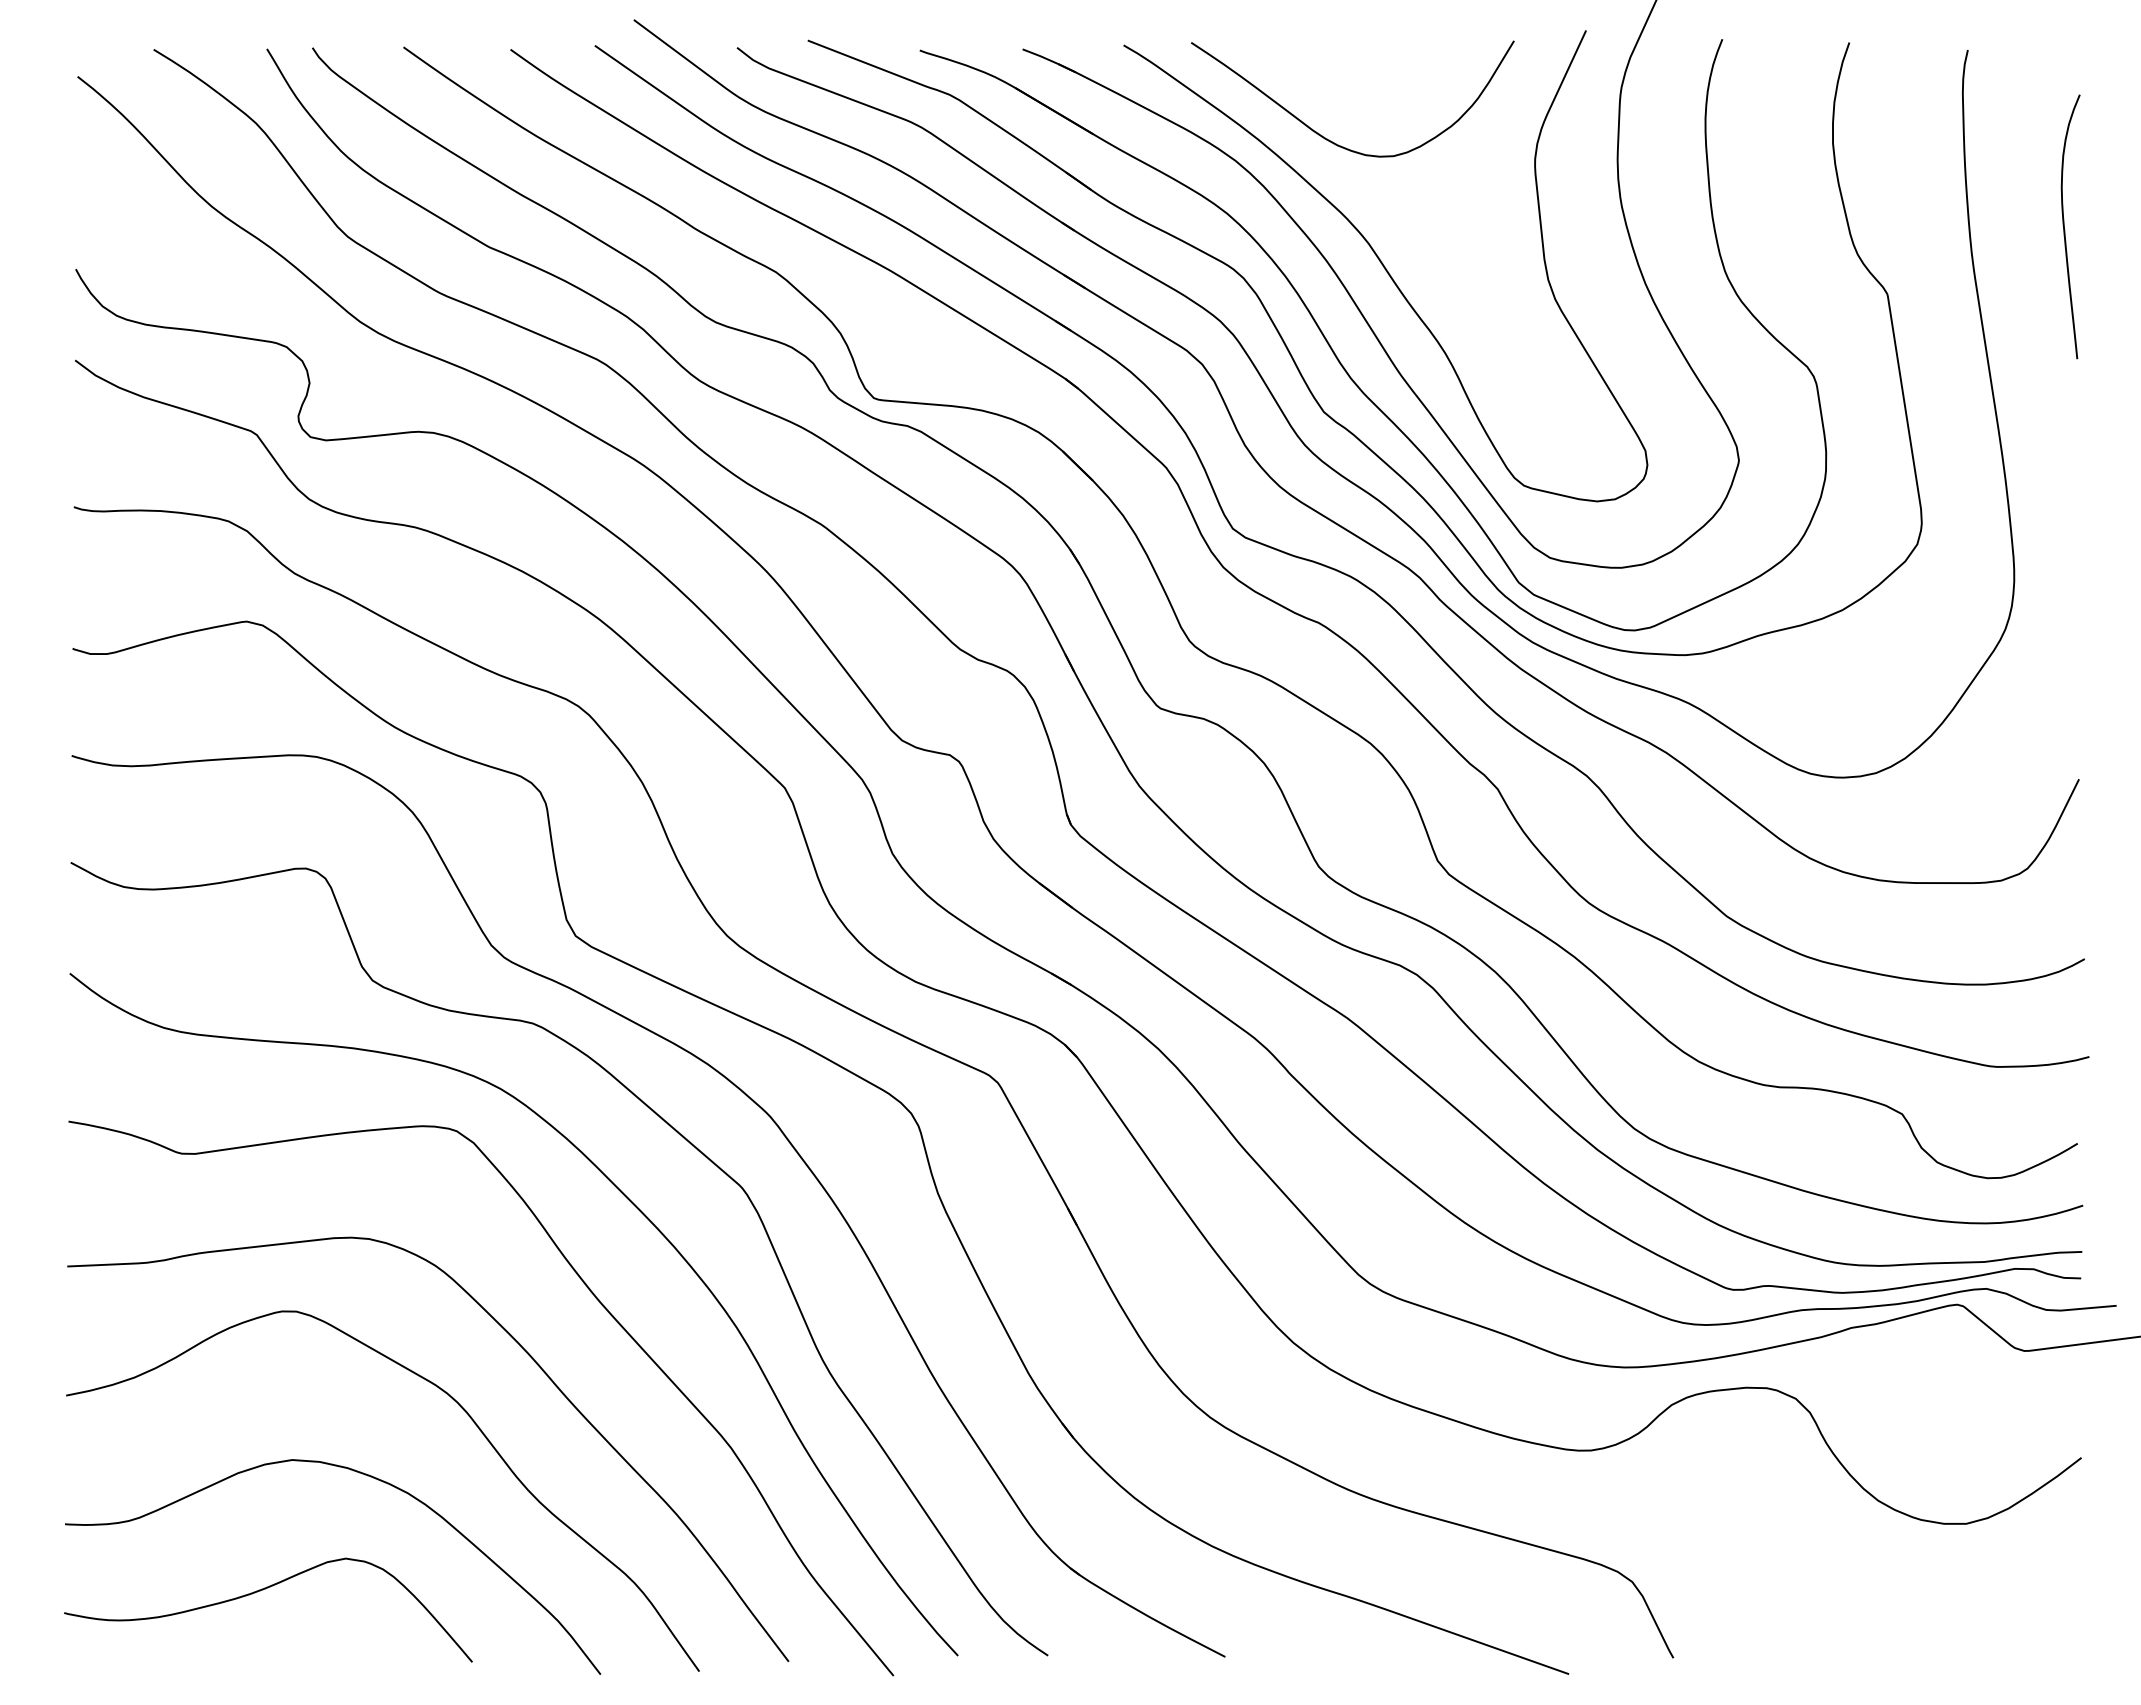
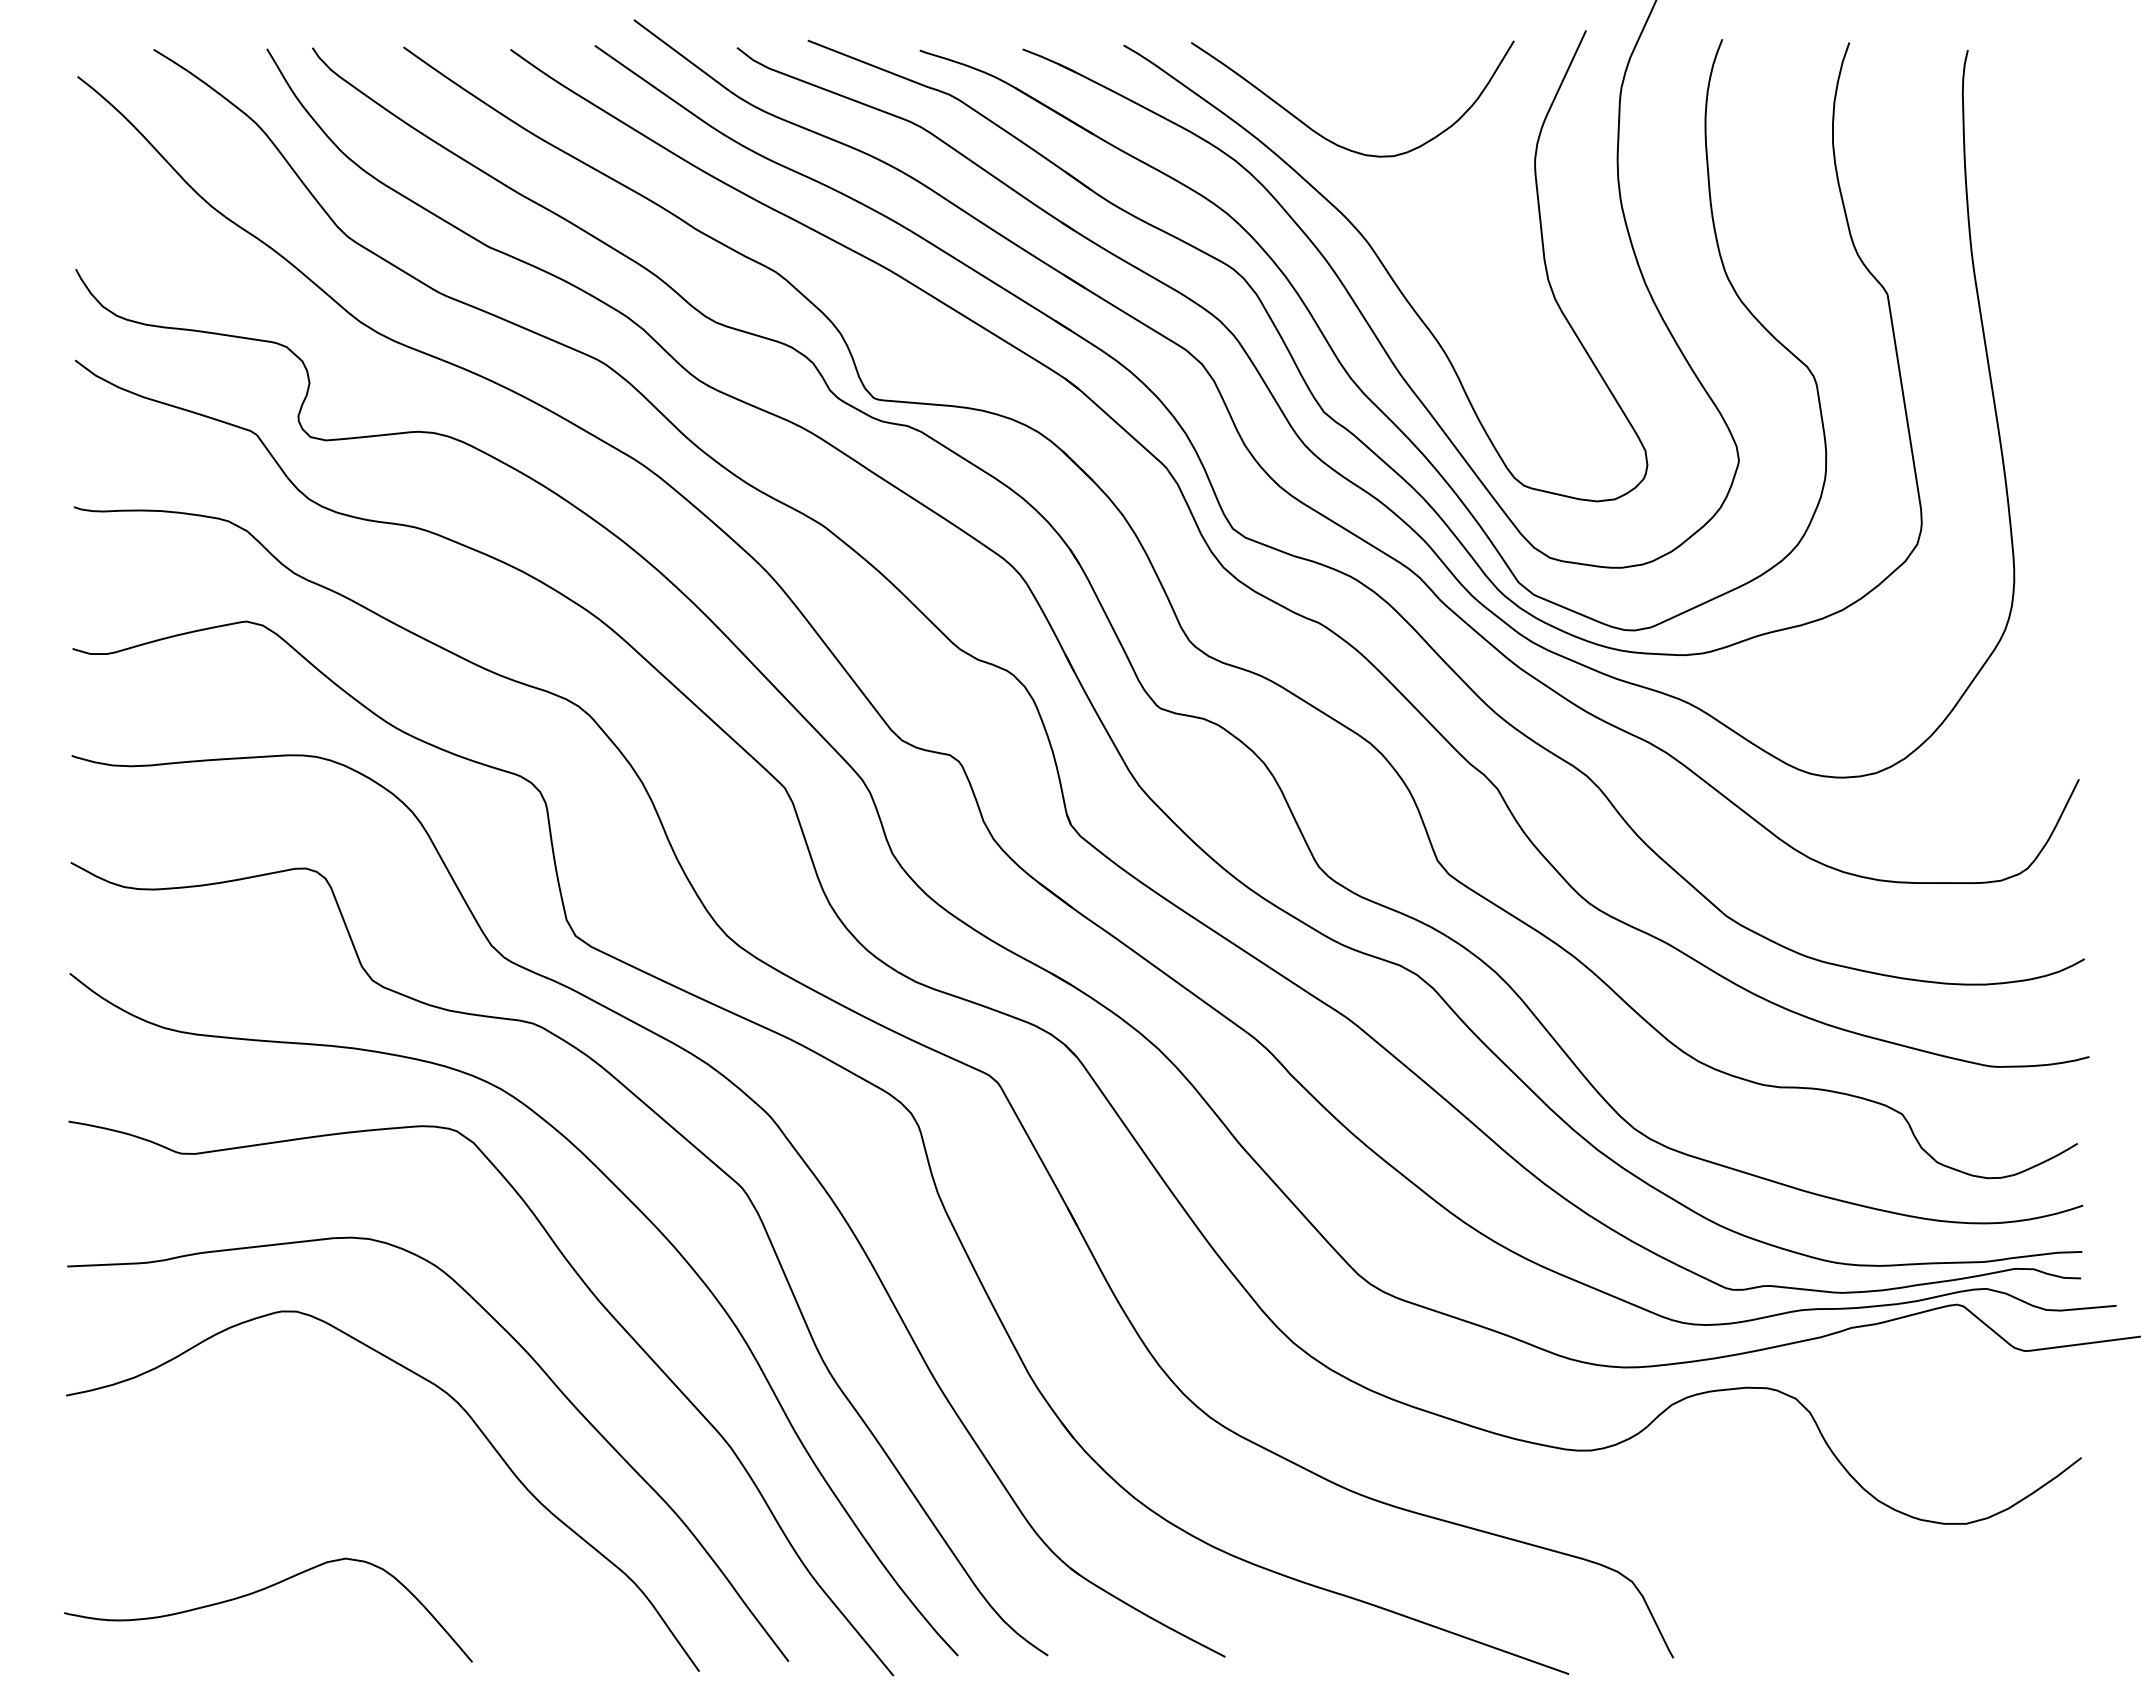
curve: present -> none (2065, 229)
curve: present -> none (370, 1477)
